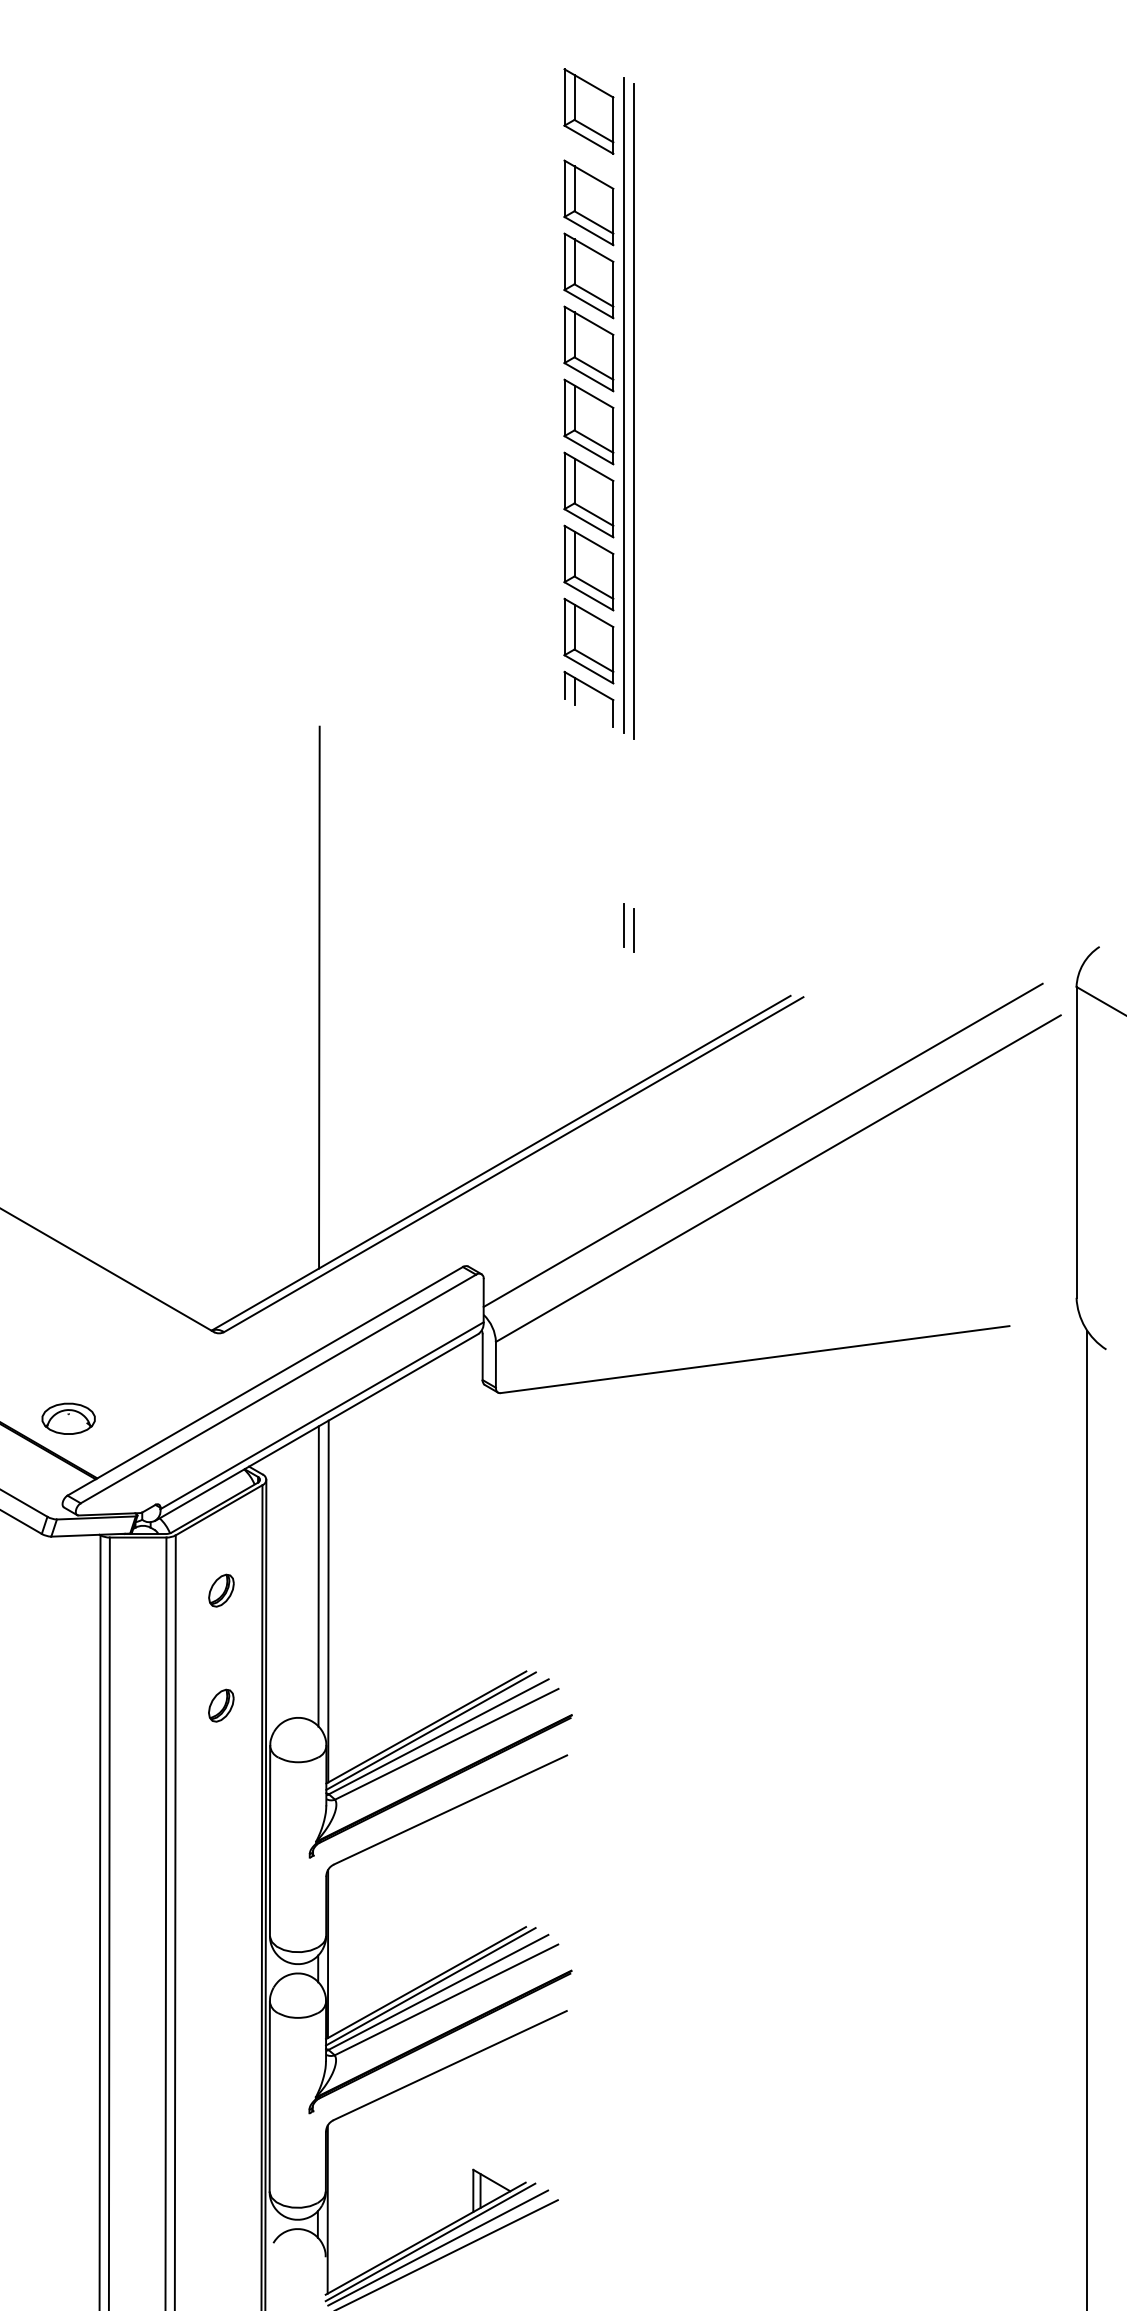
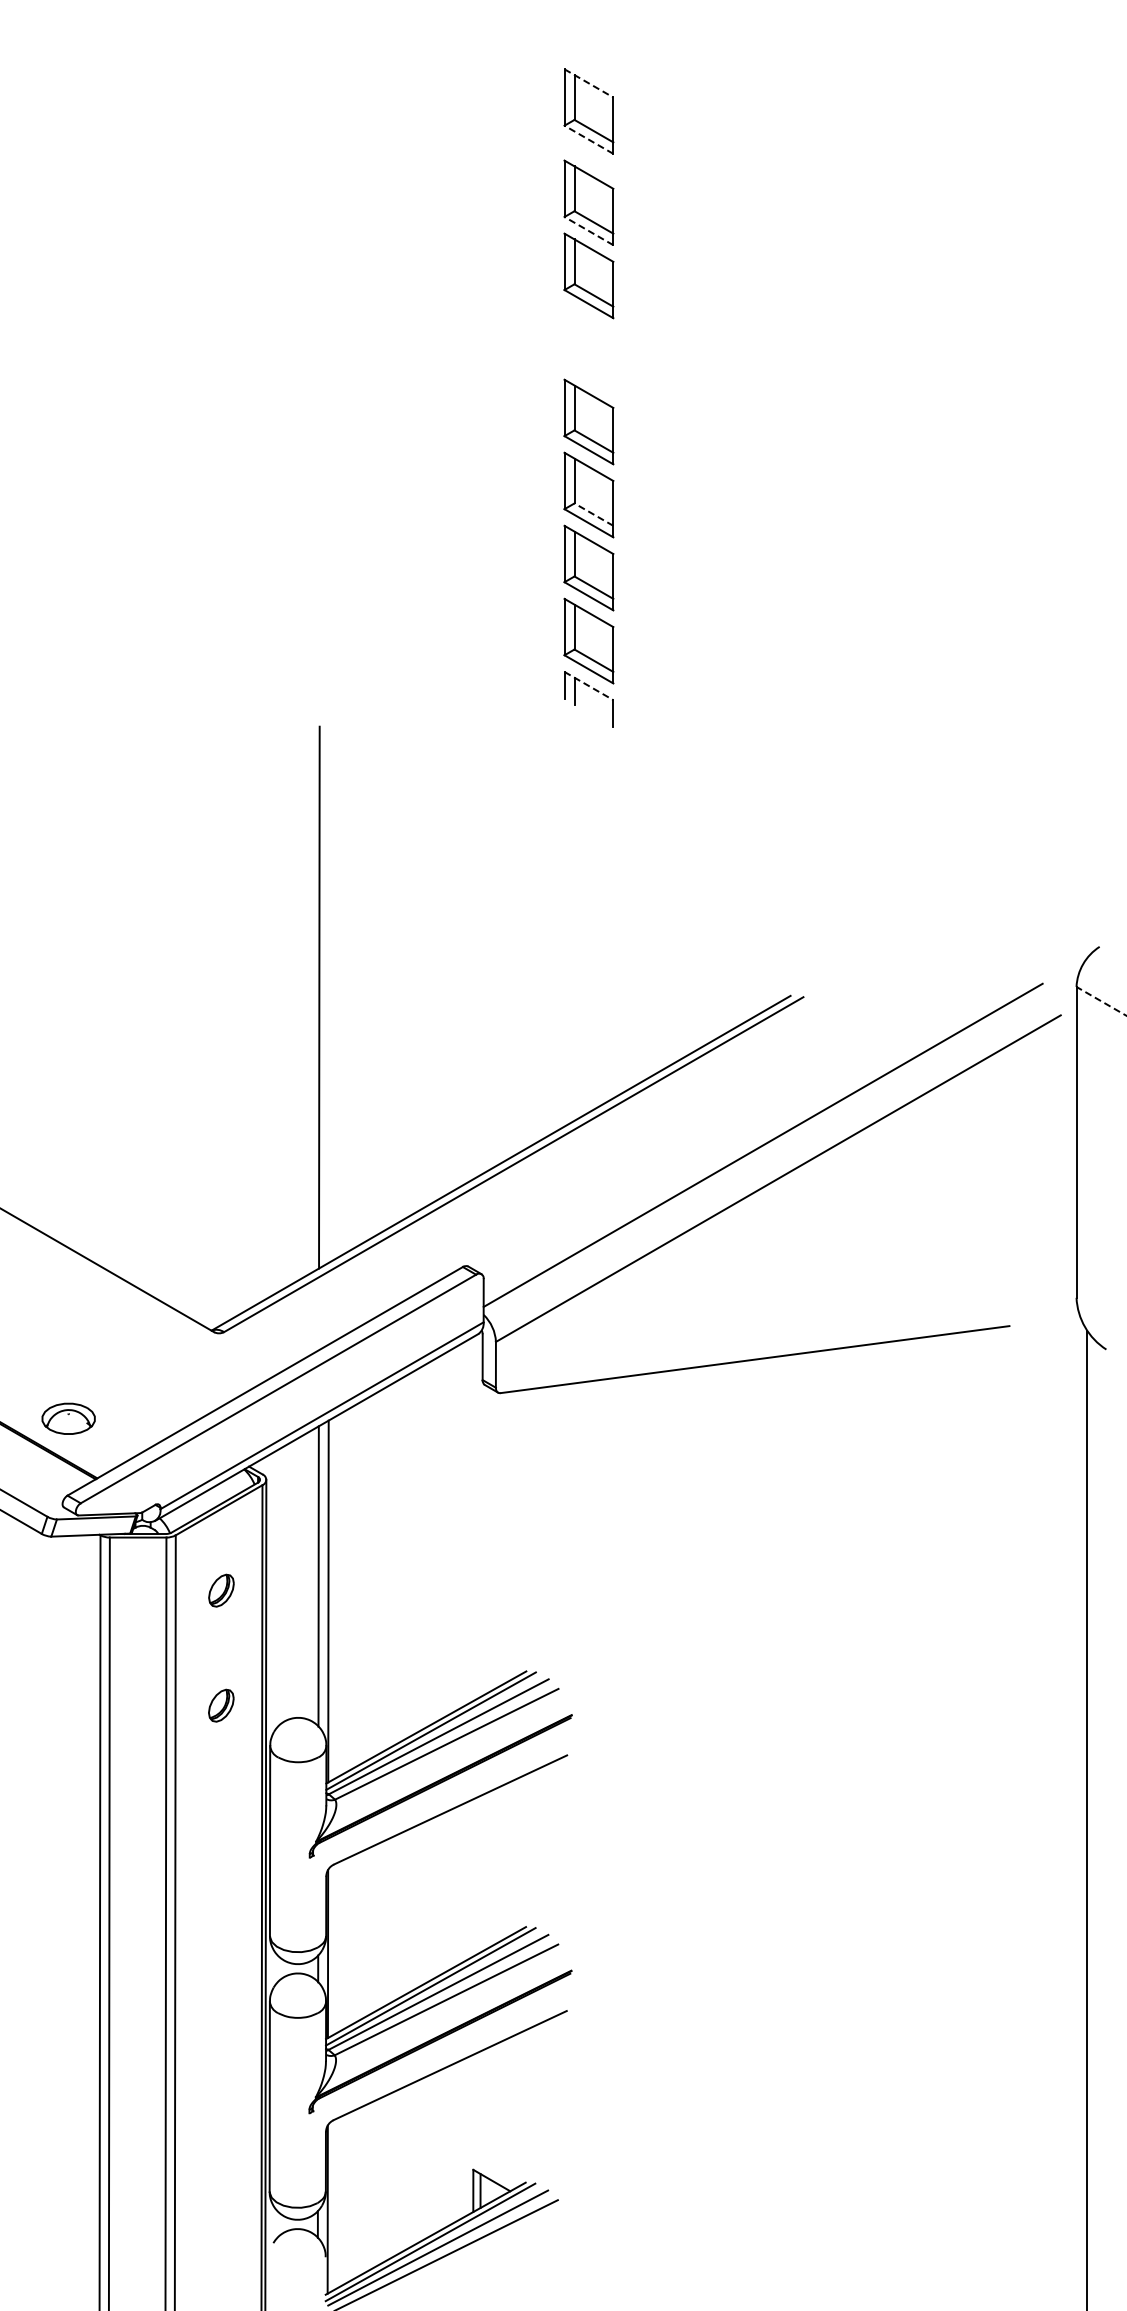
line: solid -> dashed (589, 83)
line: solid -> dashed (588, 139)
line: solid -> dashed (588, 230)
part: present -> none (588, 348)
line: present -> none (623, 405)
line: present -> none (633, 411)
line: solid -> dashed (593, 514)
line: solid -> dashed (589, 686)
line: present -> none (623, 924)
line: present -> none (633, 930)
line: solid -> dashed (1101, 1001)
